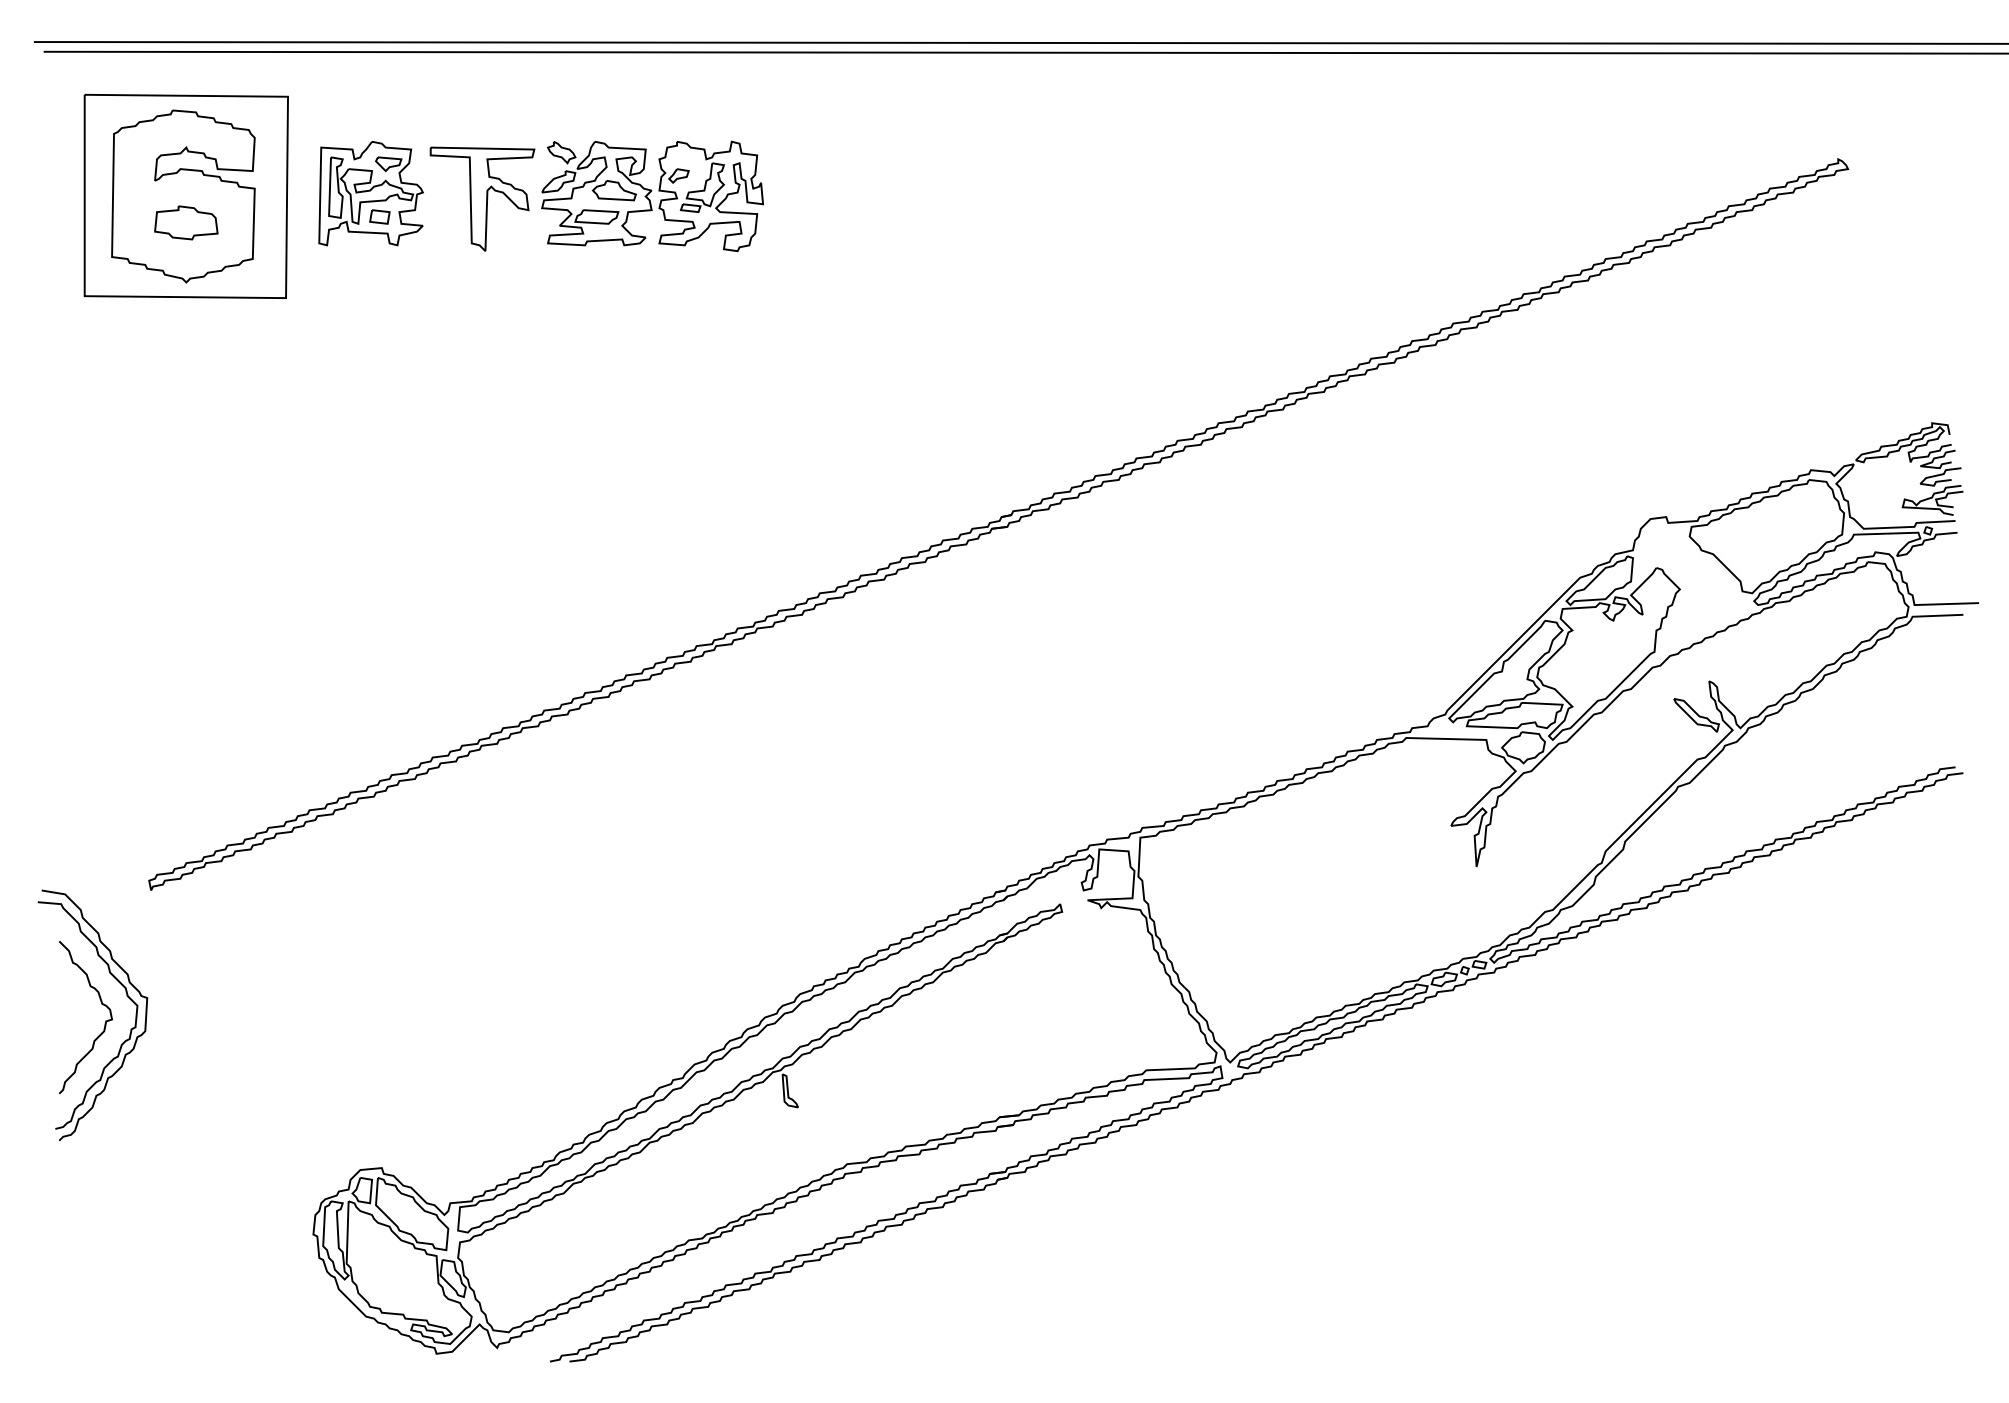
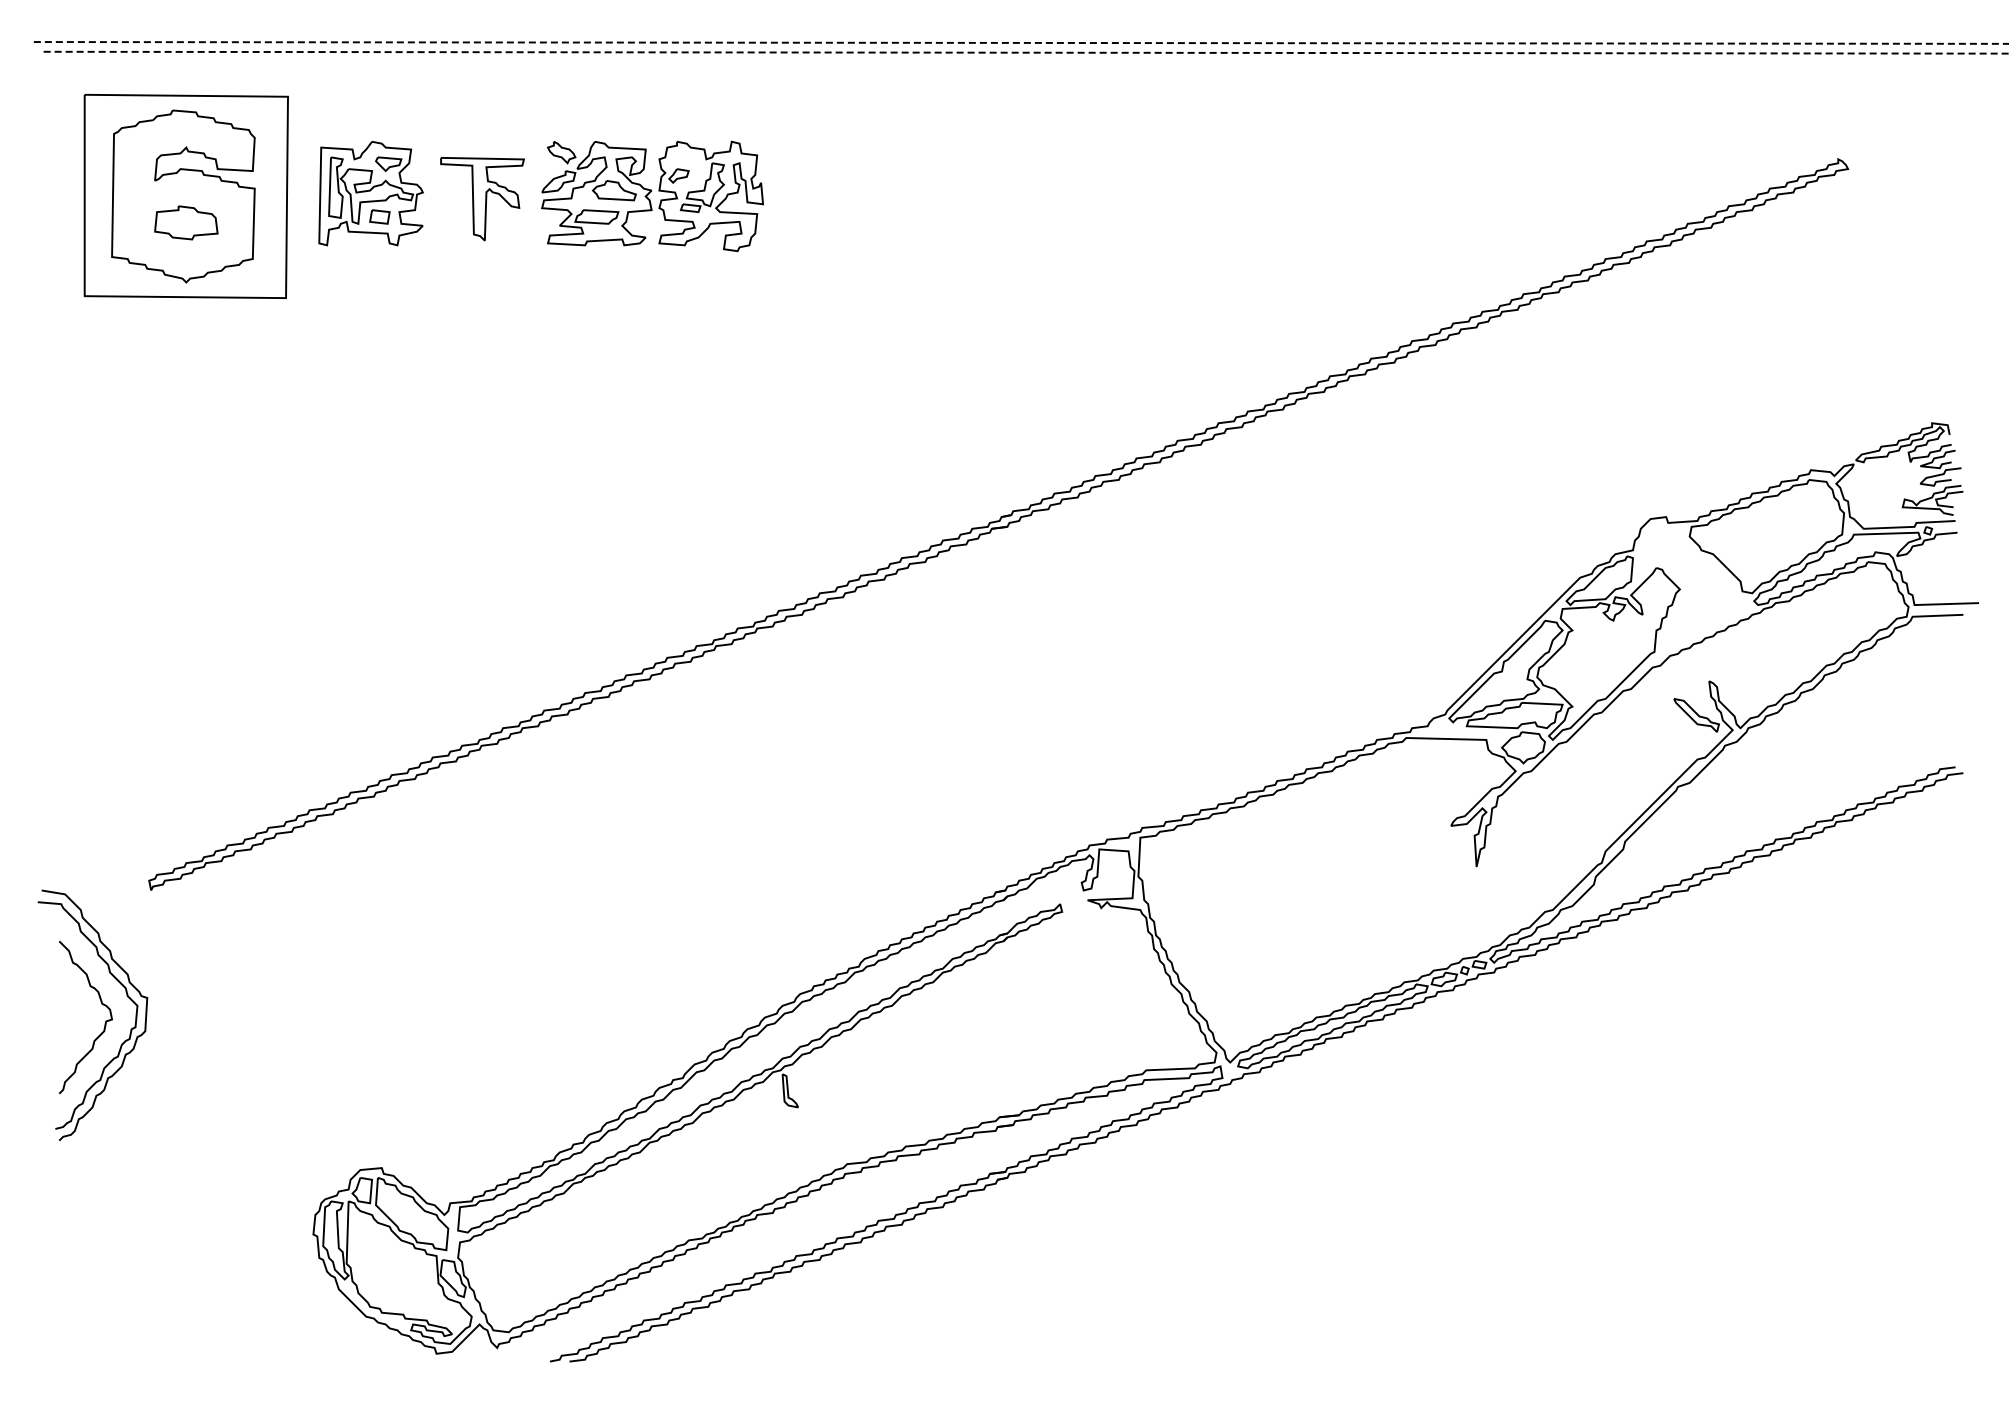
line: solid -> dashed (1021, 42)
line: solid -> dashed (1026, 52)
part size: 107x106 px -> 85x85 px (482, 199)
